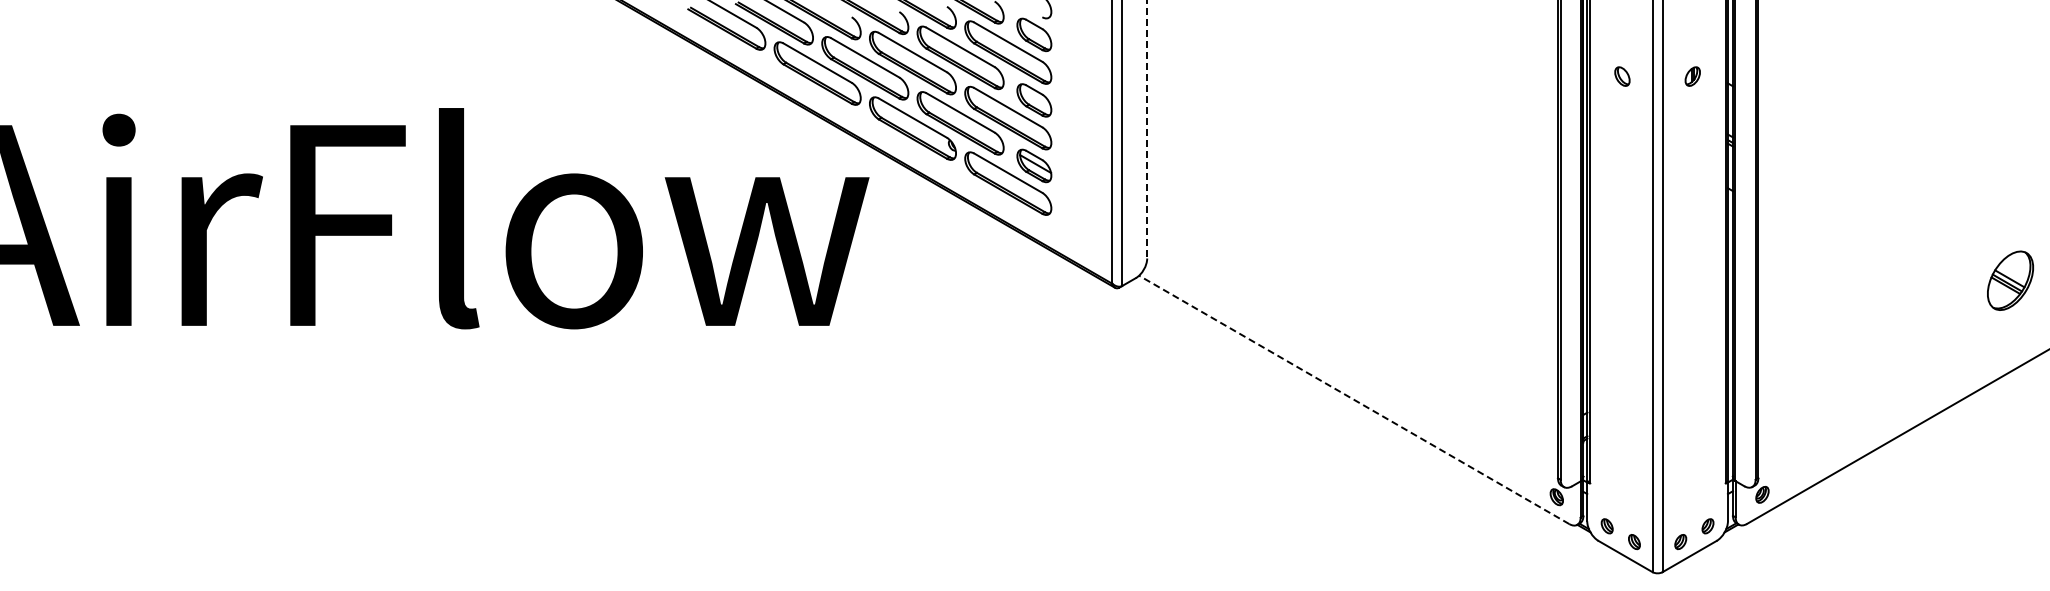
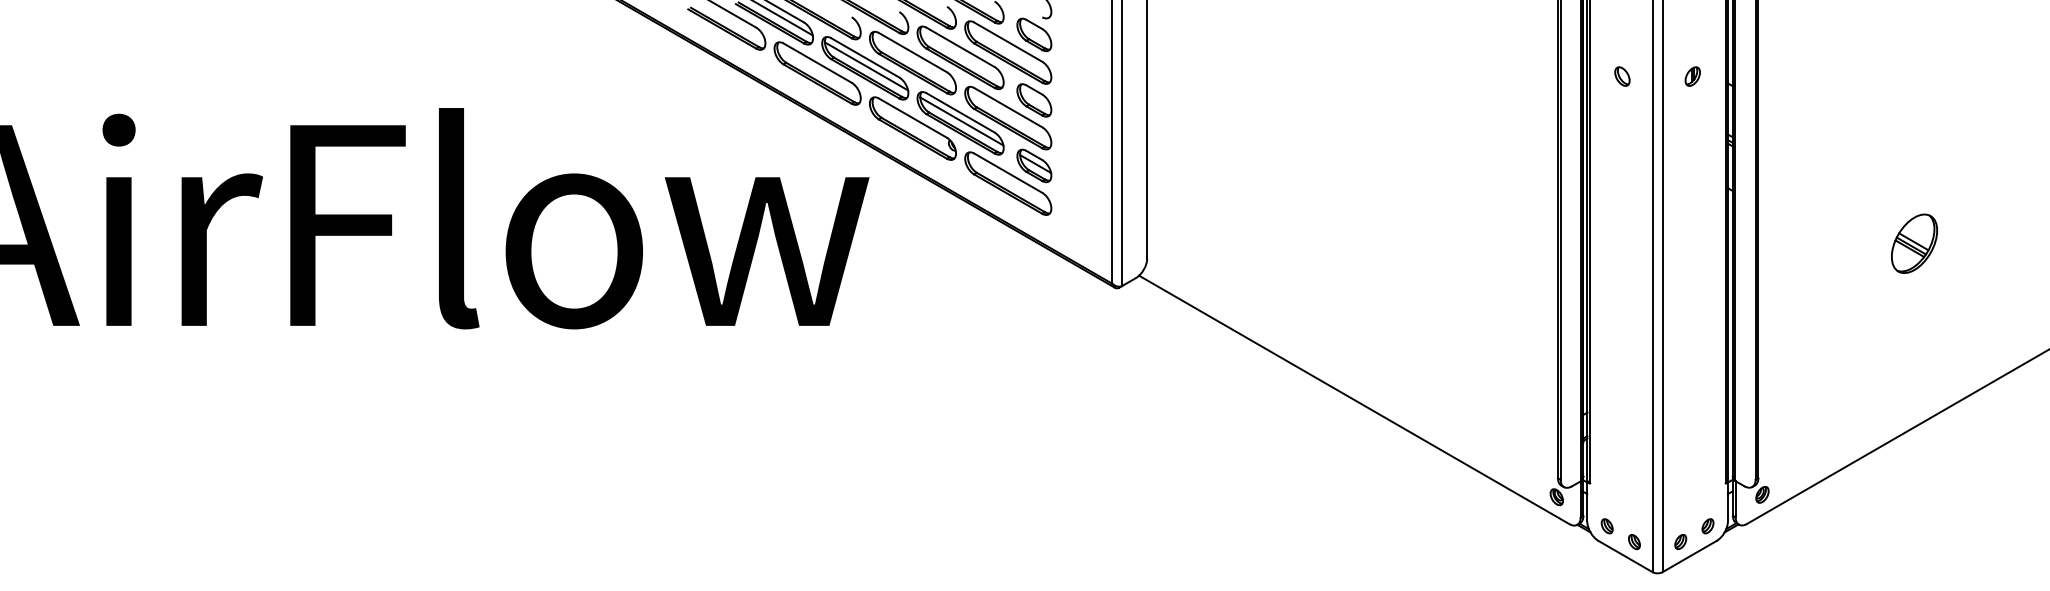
line: none -> present (783, 18)
line: none -> present (866, 66)
line: none -> present (961, 121)
line: dashed -> solid (1147, 129)
part position: (2010, 280) -> (1914, 243) (1914, 243)
line: dashed -> solid (1353, 399)
